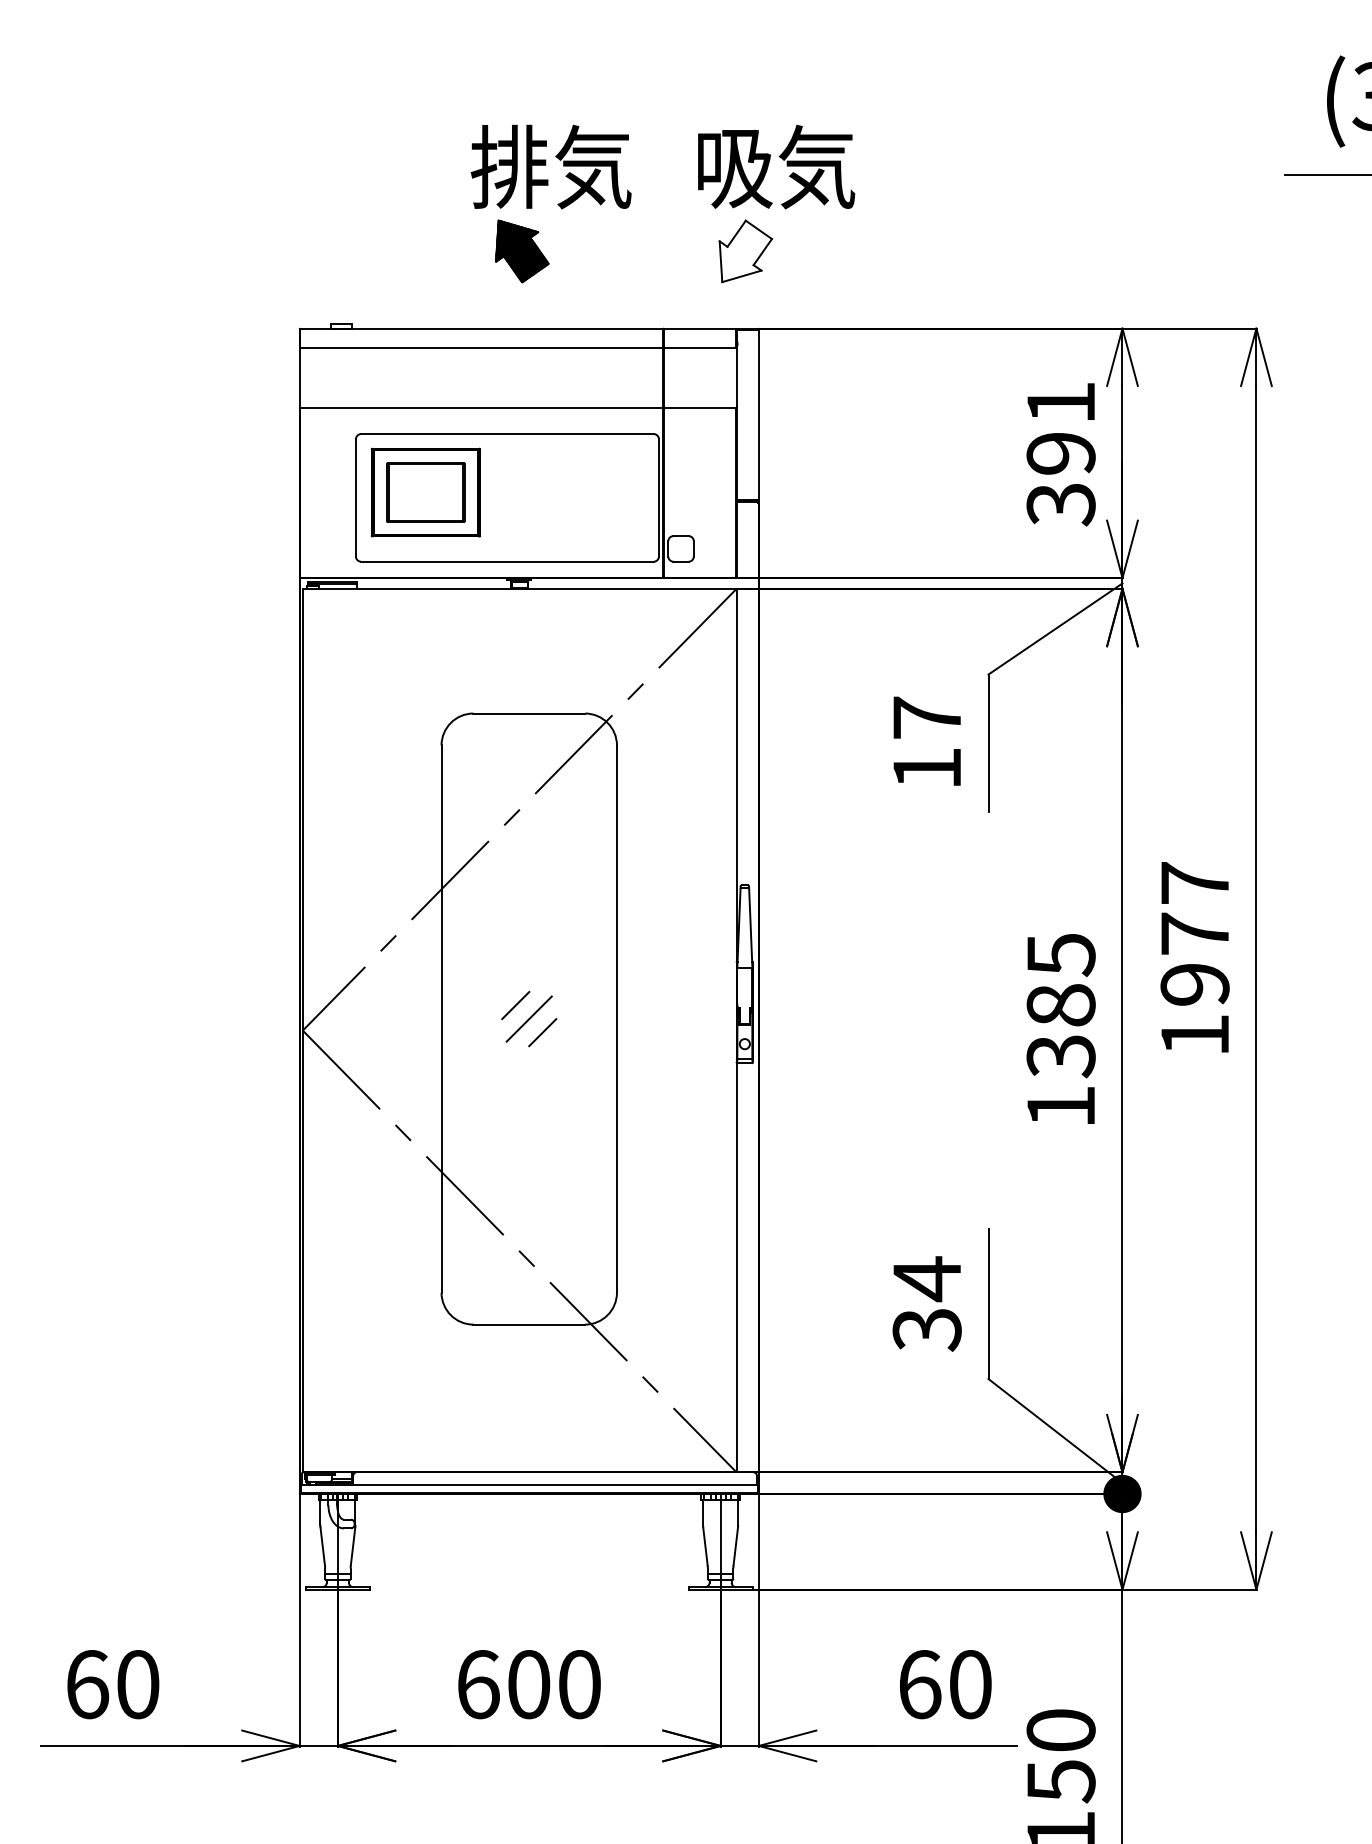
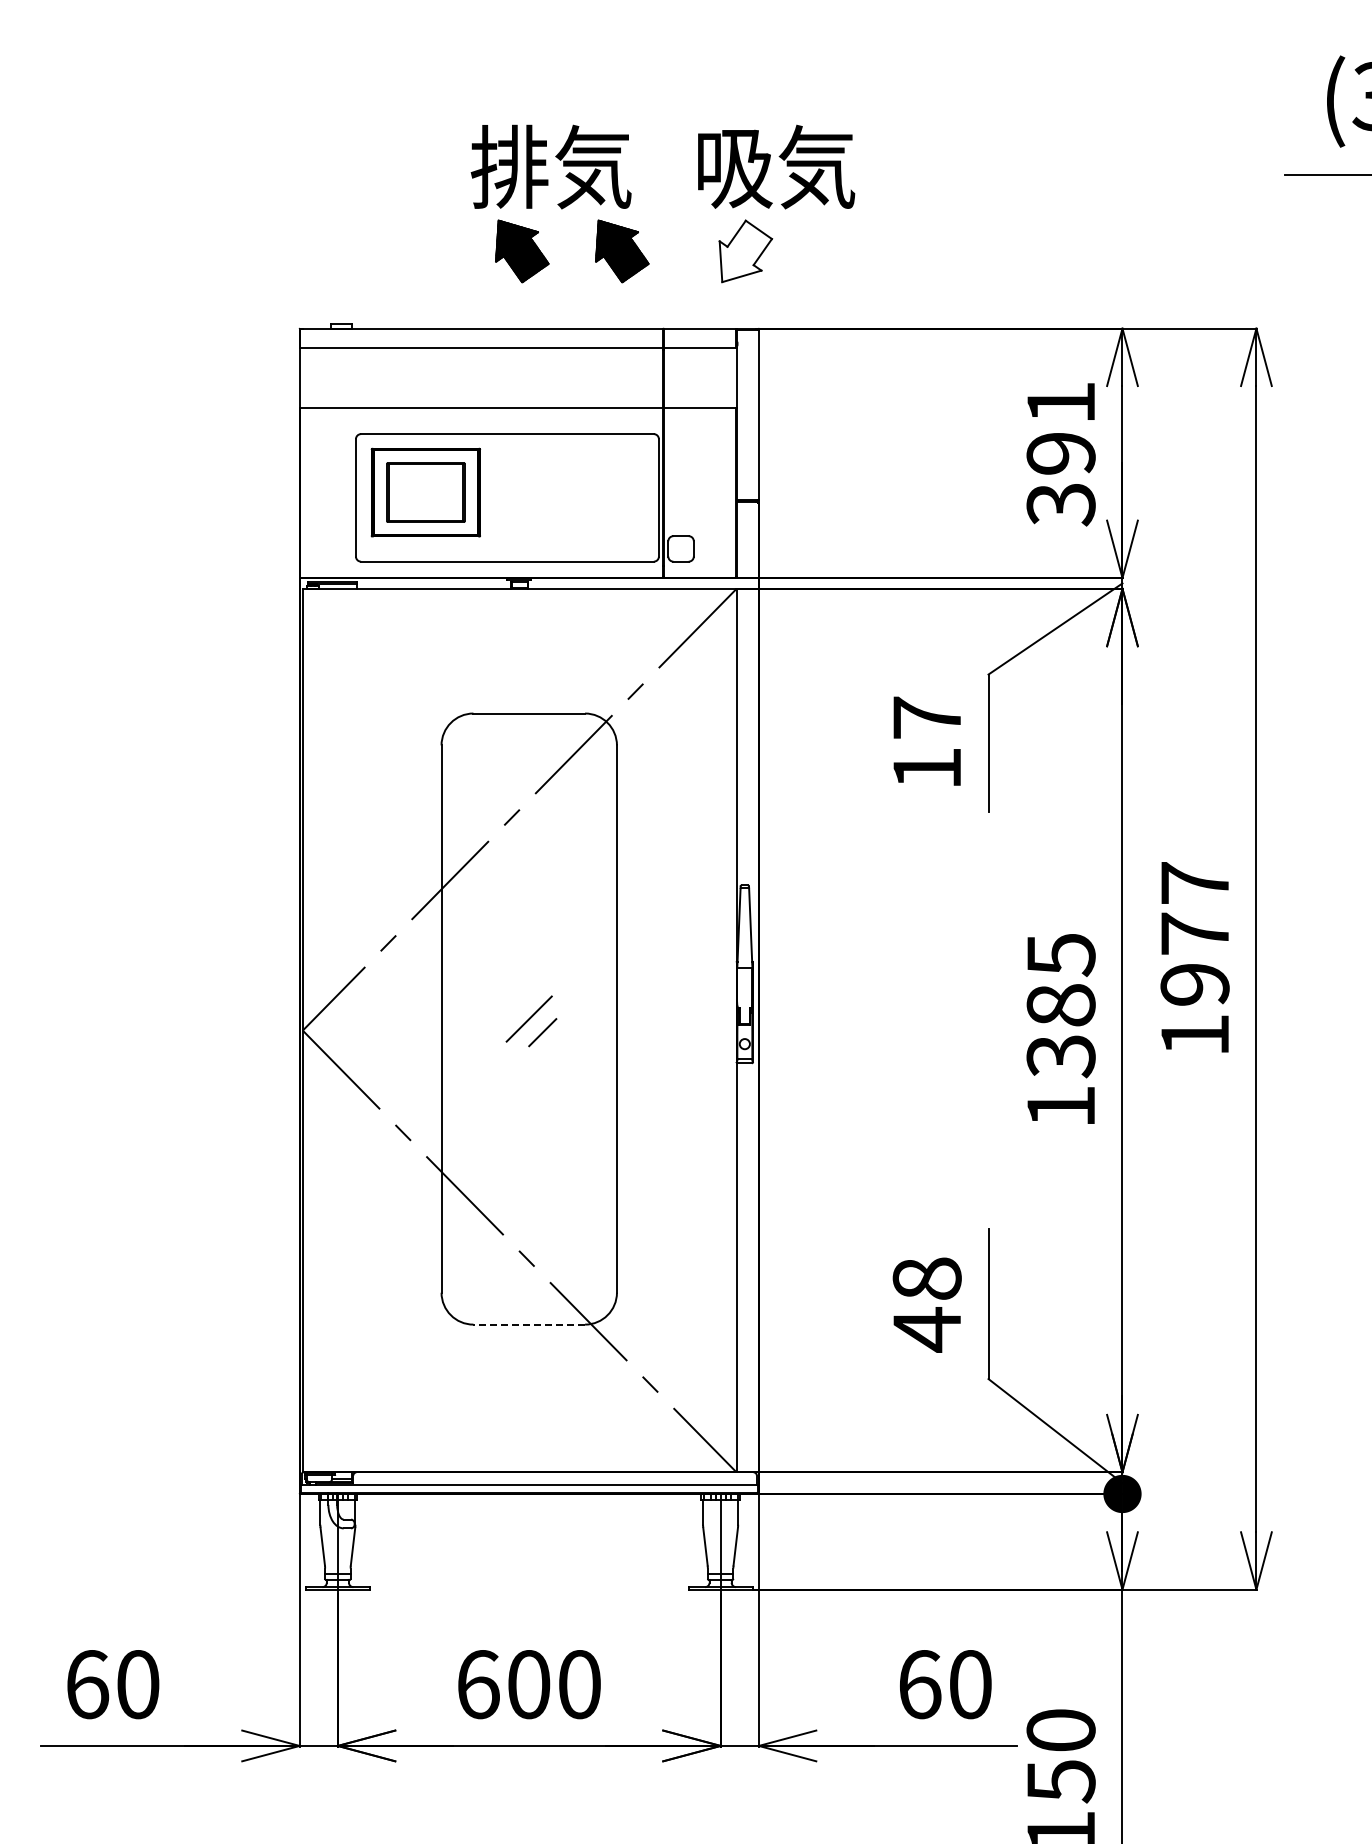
part: none -> present (622, 251)
line: present -> none (515, 1005)
text: 34 -> 48 (926, 1304)
line: solid -> dashed (529, 1324)
